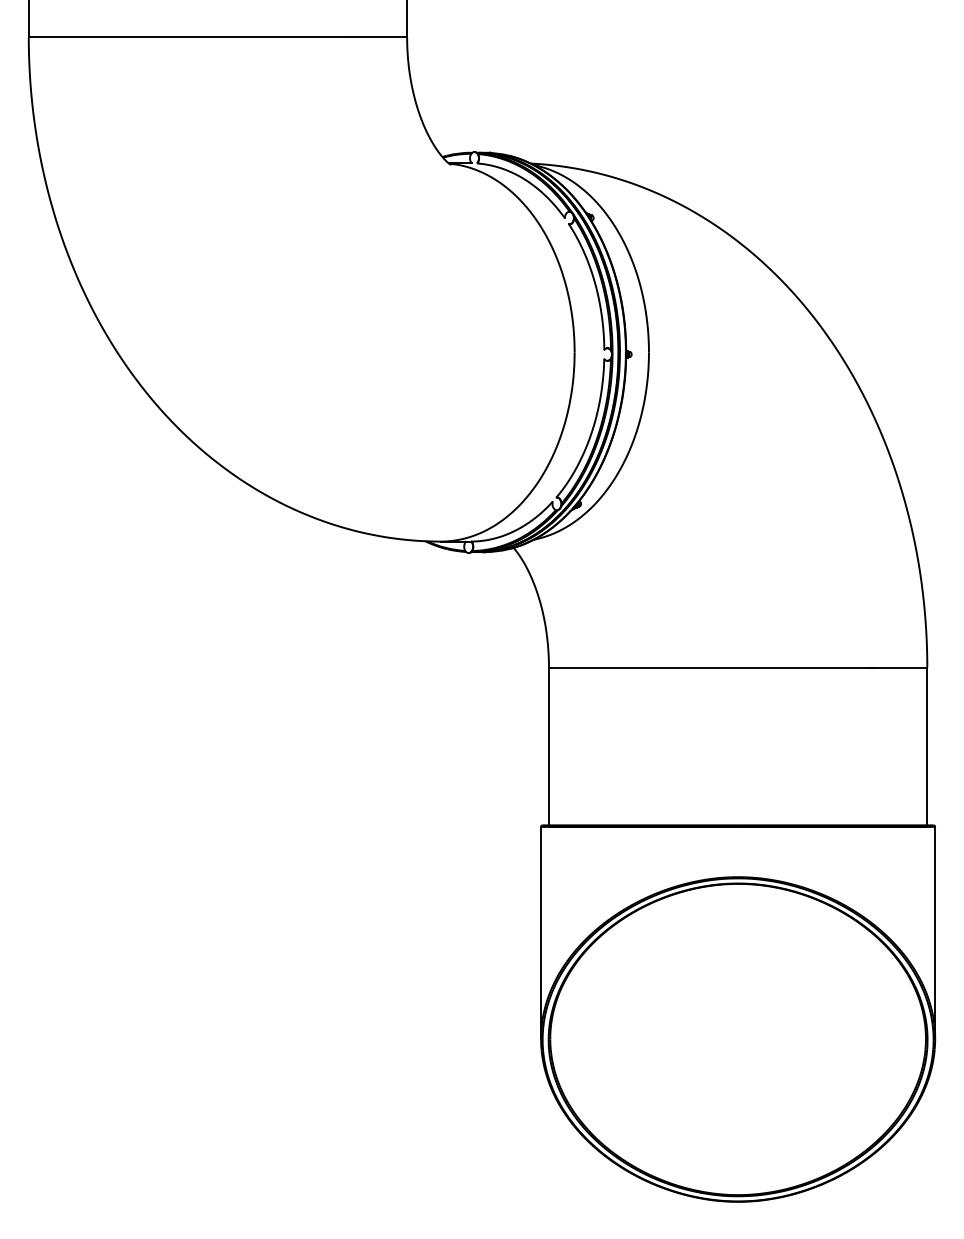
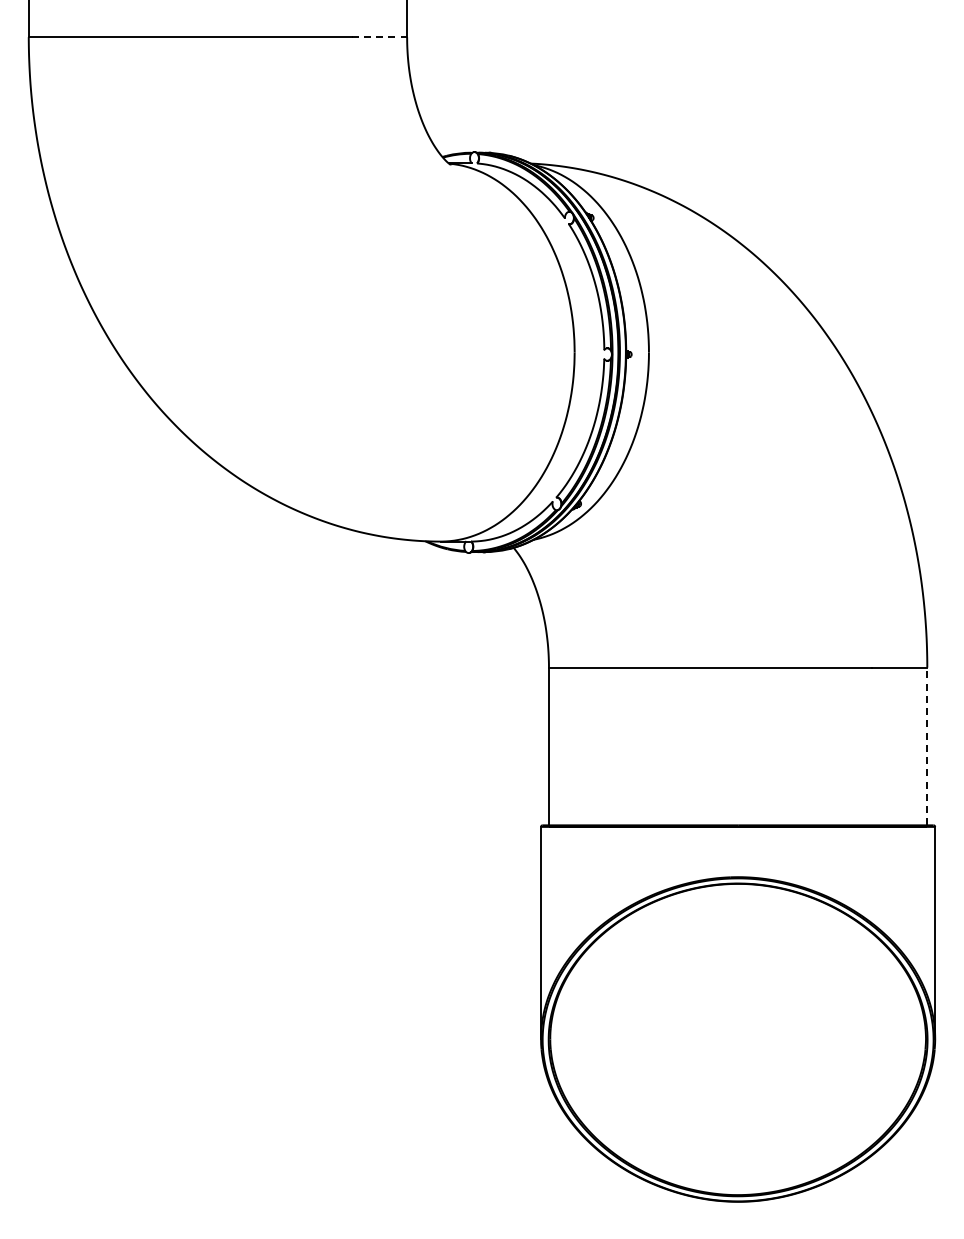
line: solid -> dashed (379, 37)
line: solid -> dashed (927, 746)
